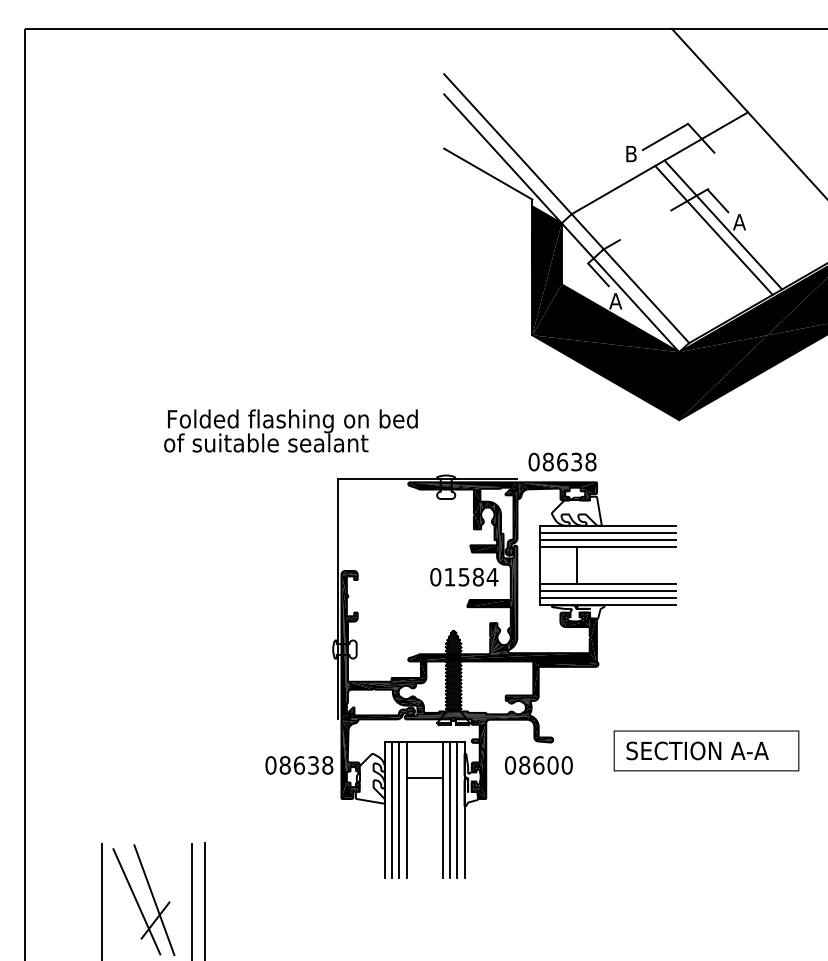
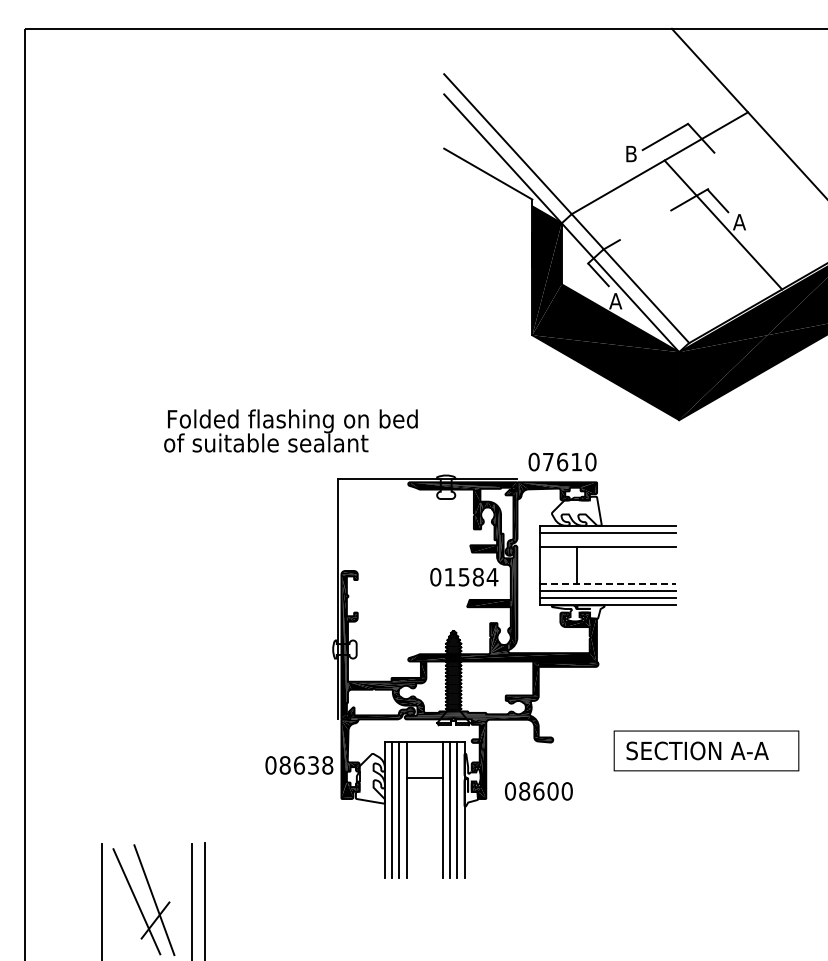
line: present -> none (713, 229)
text: 08638 -> 07610 (569, 461)
line: present -> none (607, 540)
line: solid -> dashed (607, 583)
text position: (538, 765) -> (538, 791) (538, 791)
